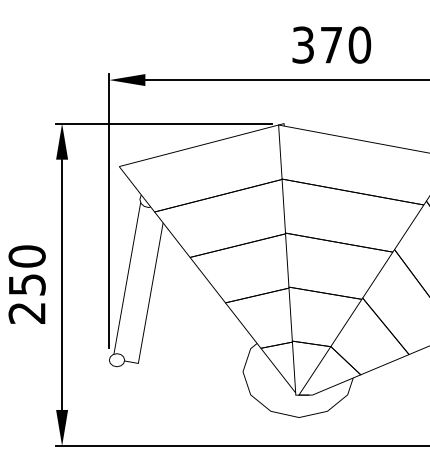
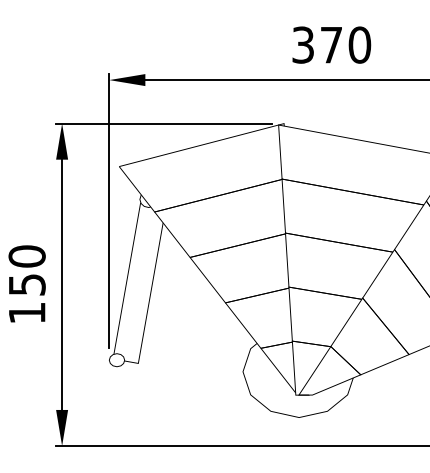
text: 250 -> 150 (26, 313)
